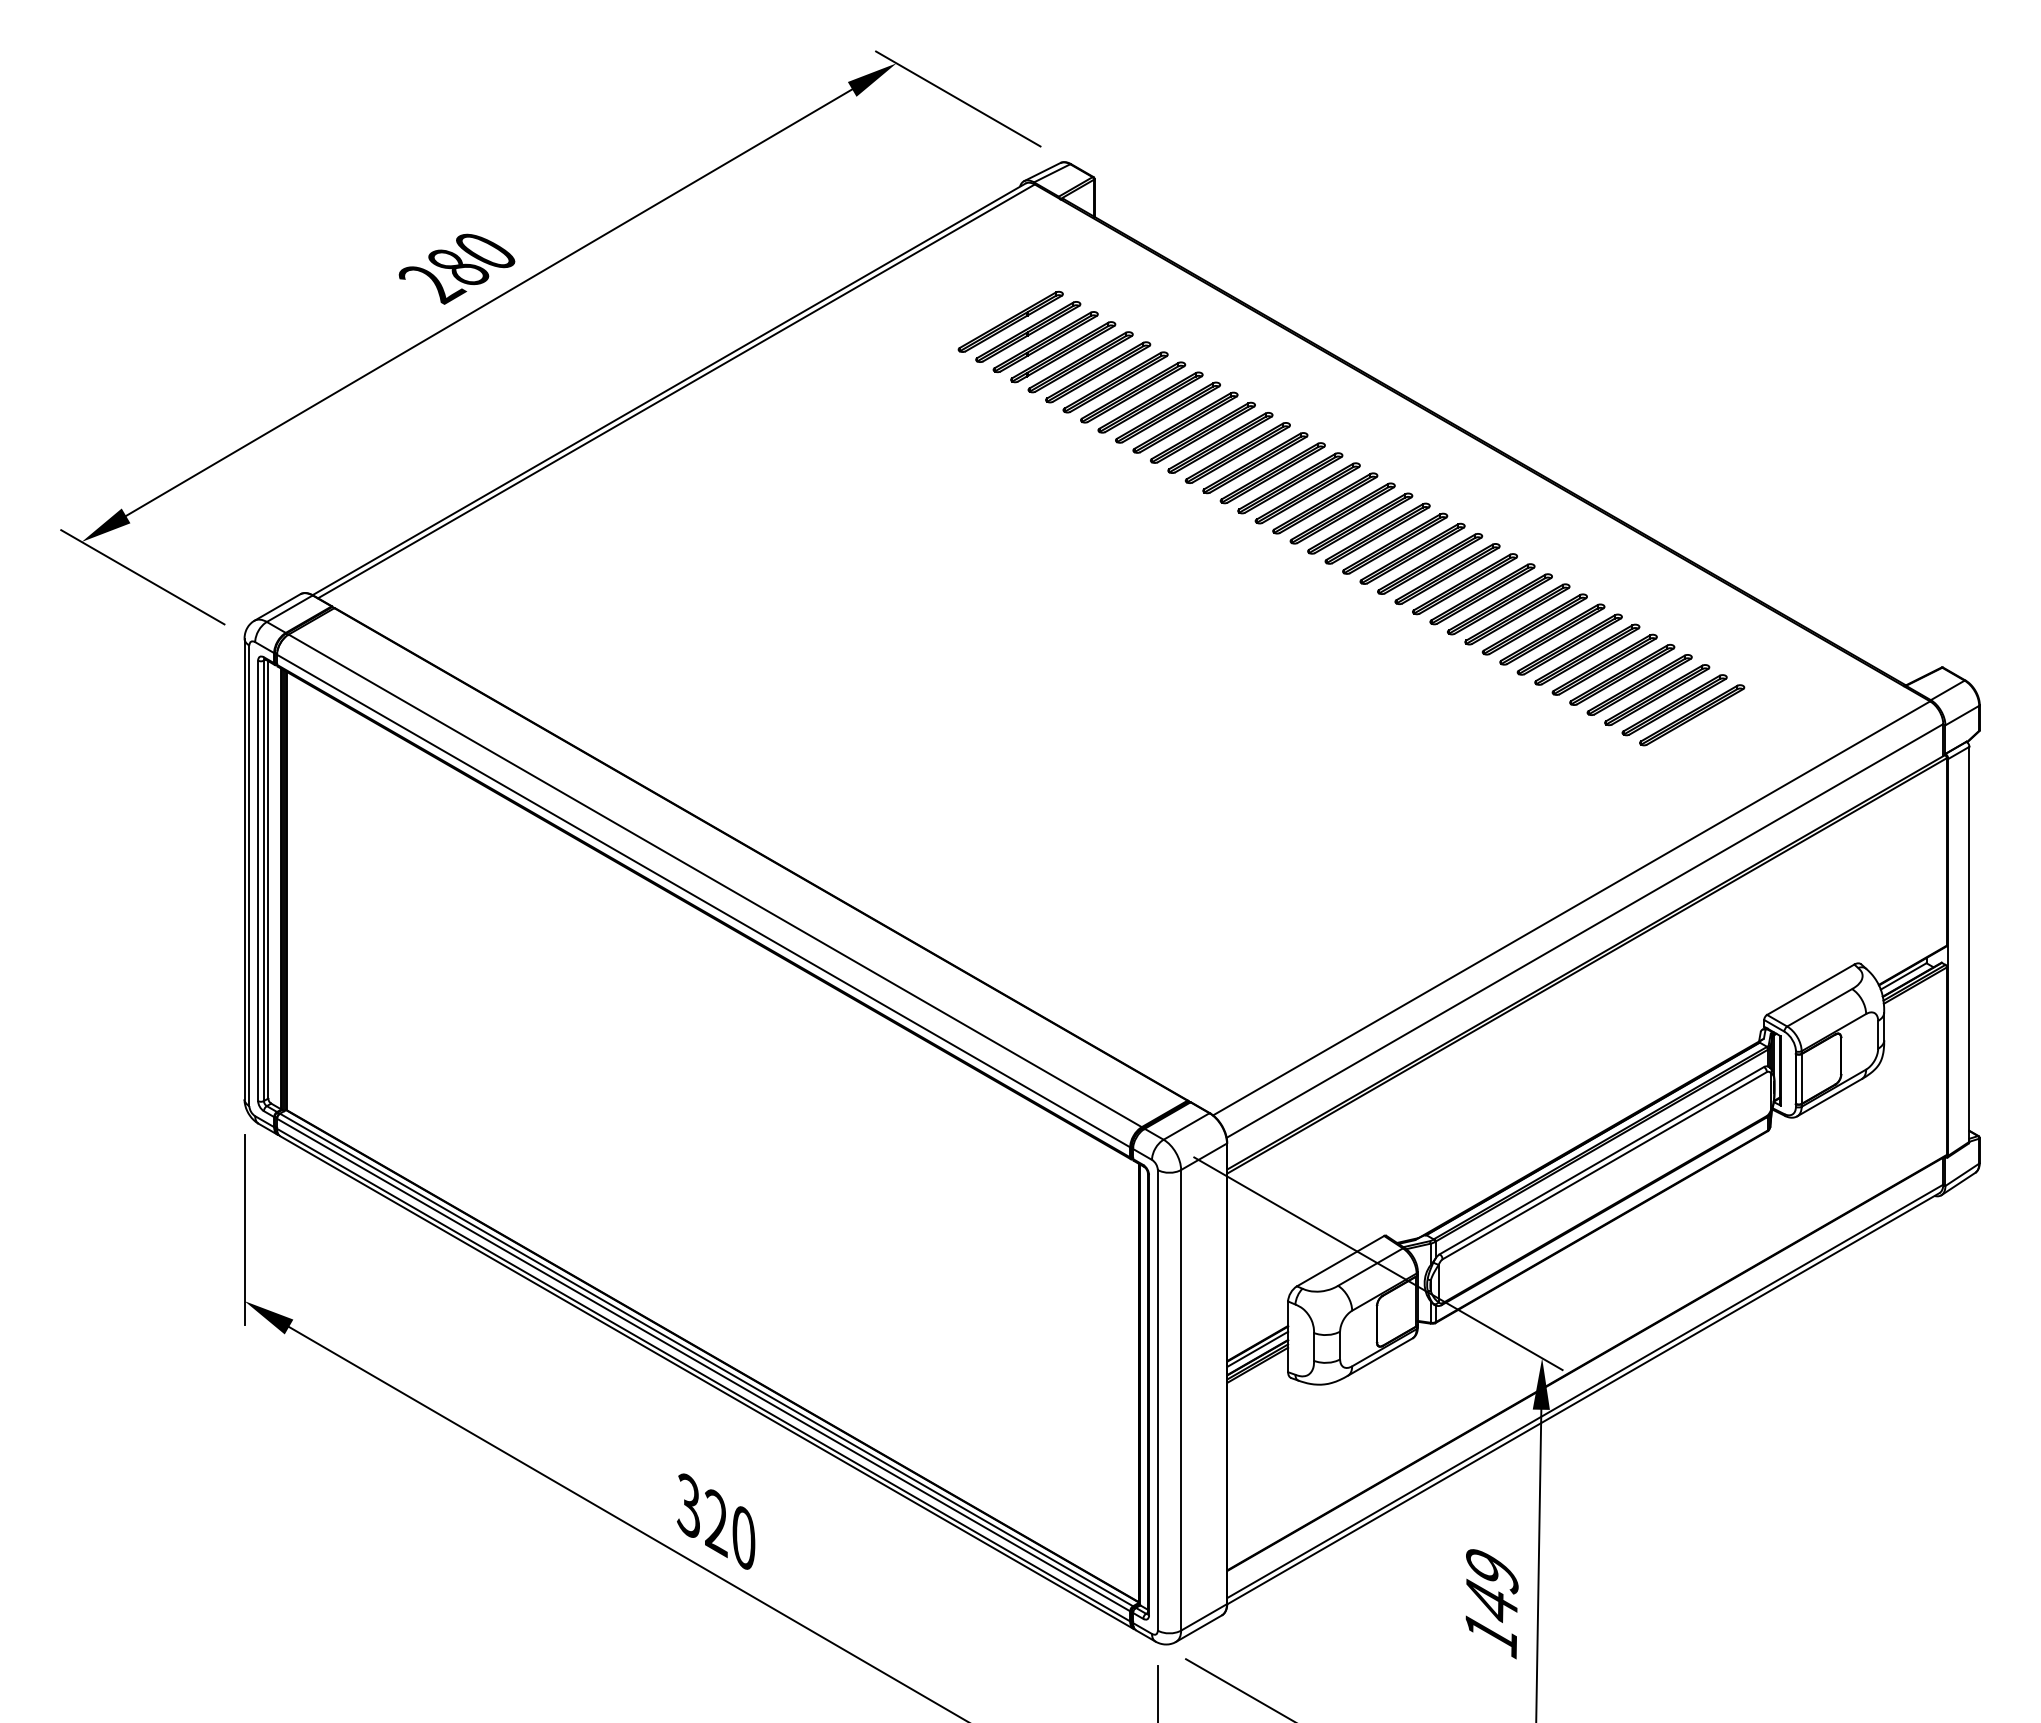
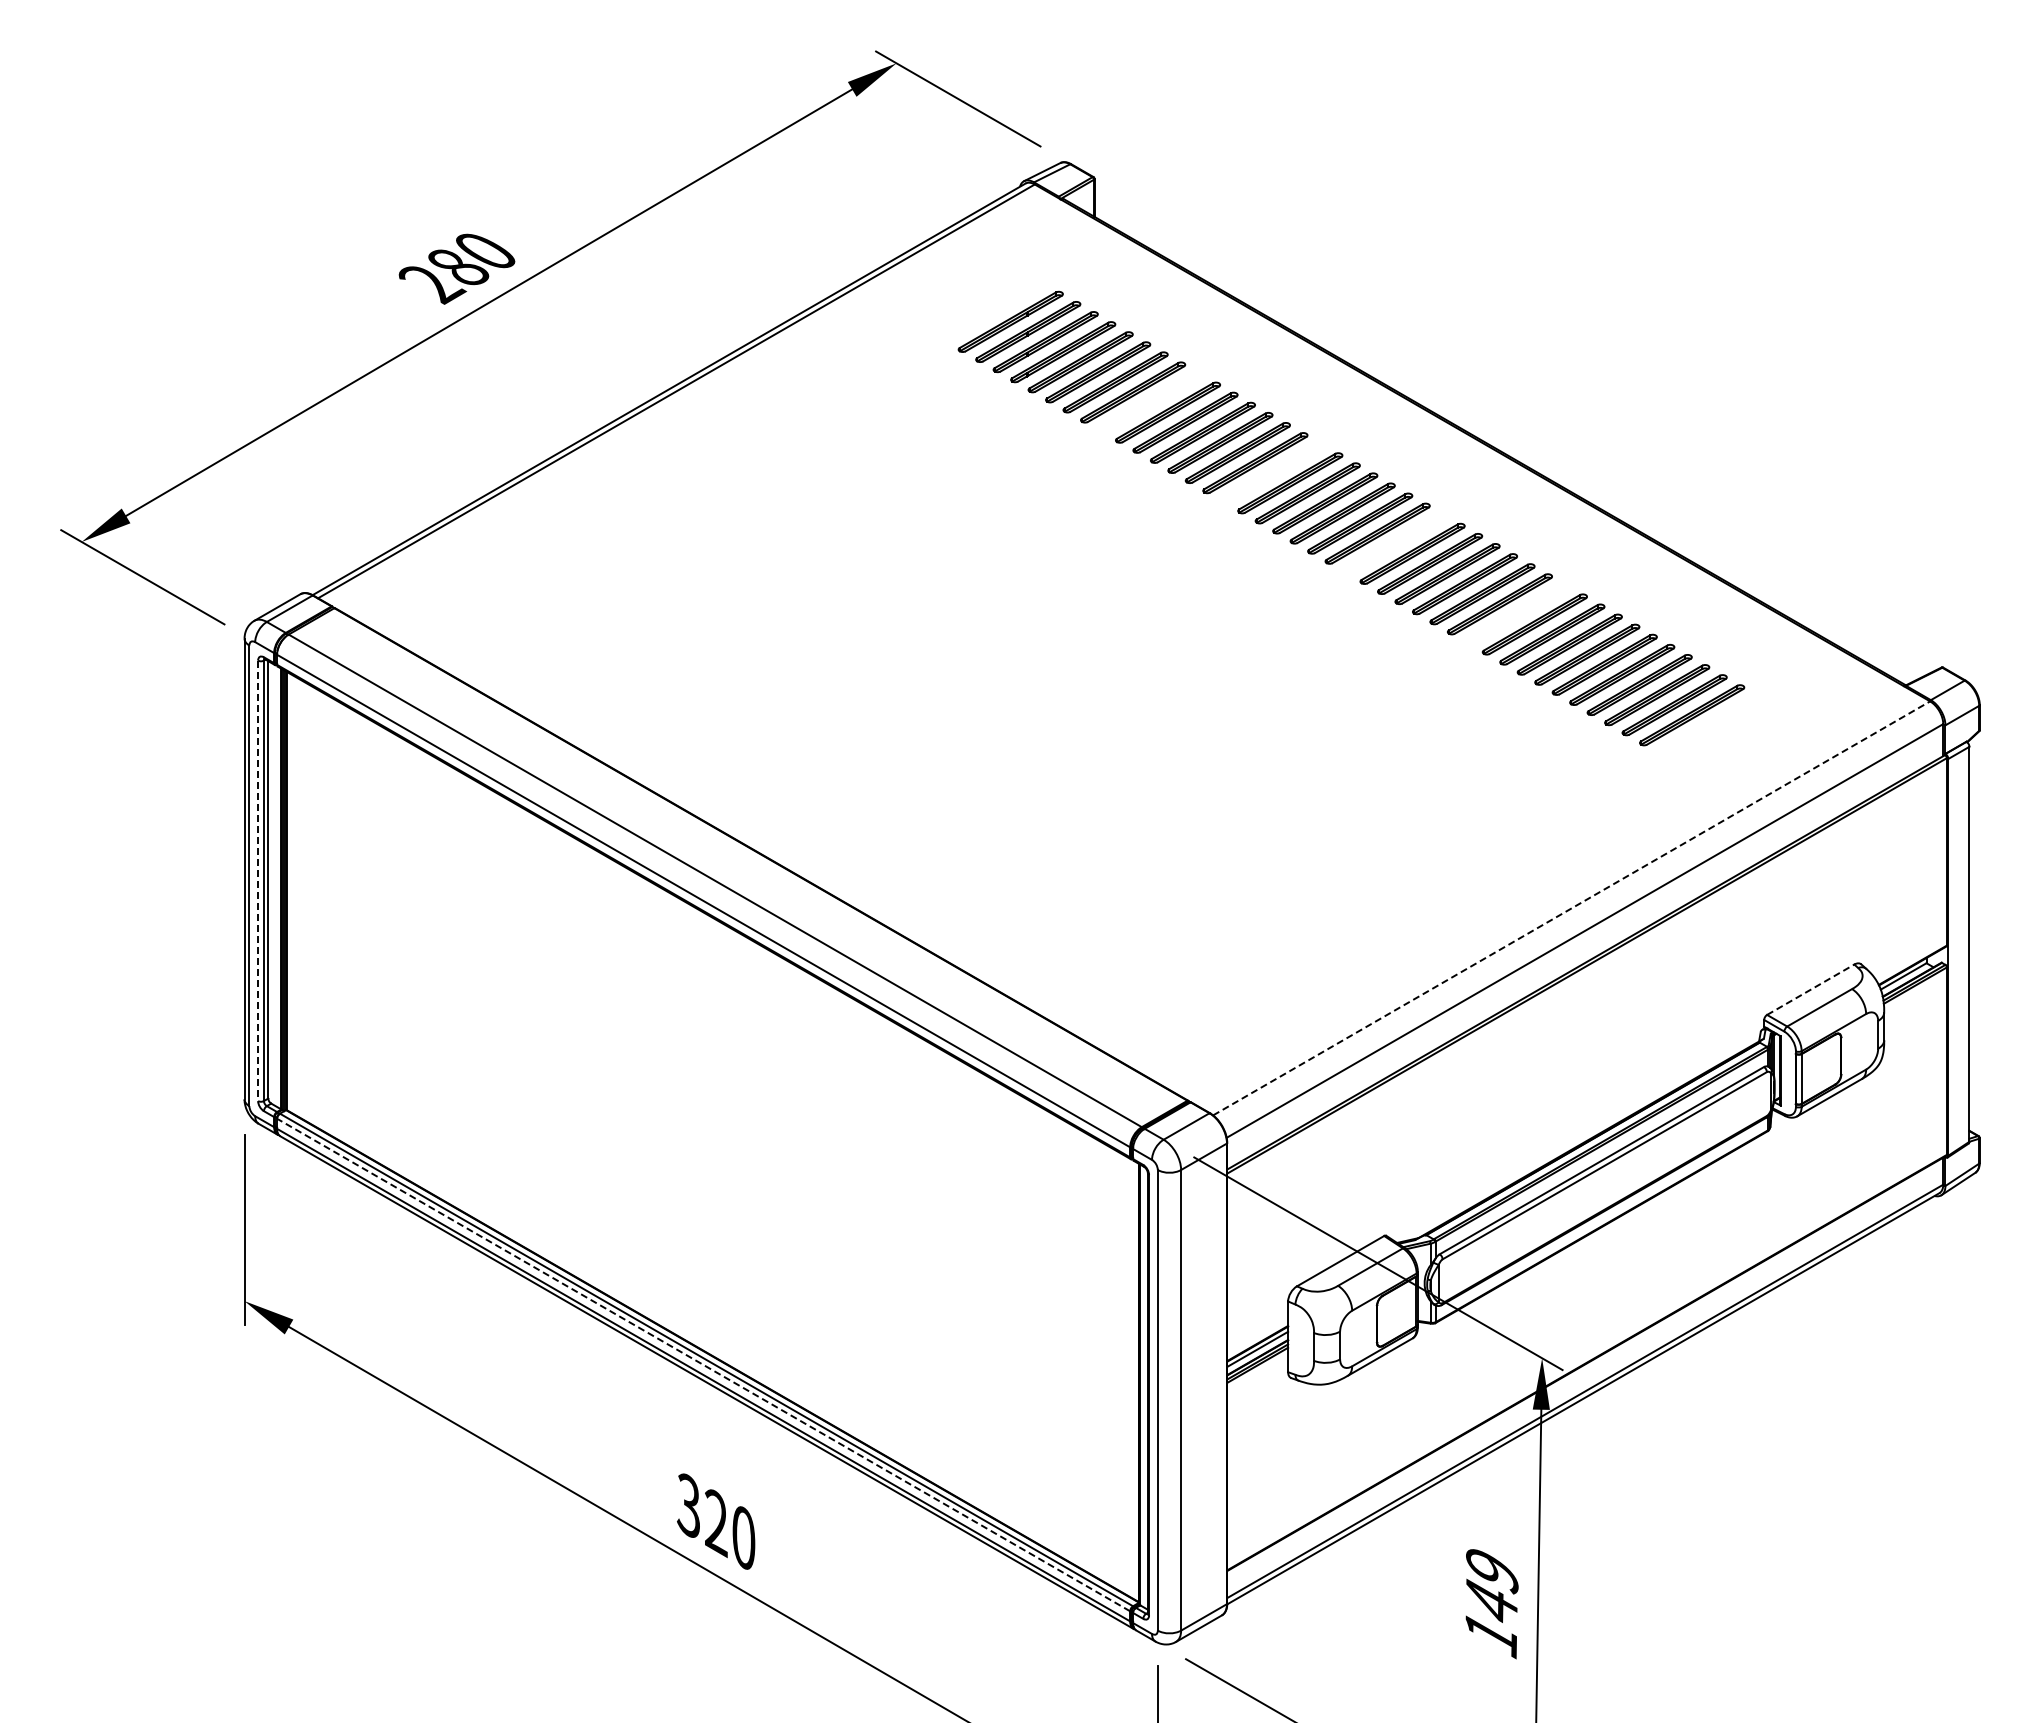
part: present -> none (1150, 402)
part: present -> none (1272, 473)
part: present -> none (1395, 543)
part: present -> none (1517, 614)
line: solid -> dashed (258, 881)
line: solid -> dashed (1571, 908)
line: solid -> dashed (1811, 989)
line: solid -> dashed (703, 1365)
